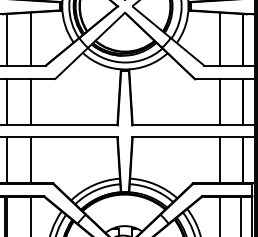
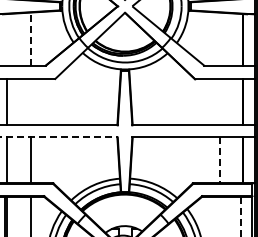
line: present -> none (219, 38)
line: present -> none (6, 39)
line: solid -> dashed (31, 39)
line: present -> none (31, 101)
line: present -> none (219, 101)
line: solid -> dashed (58, 137)
line: solid -> dashed (219, 160)
line: present -> none (219, 214)
line: solid -> dashed (241, 216)
